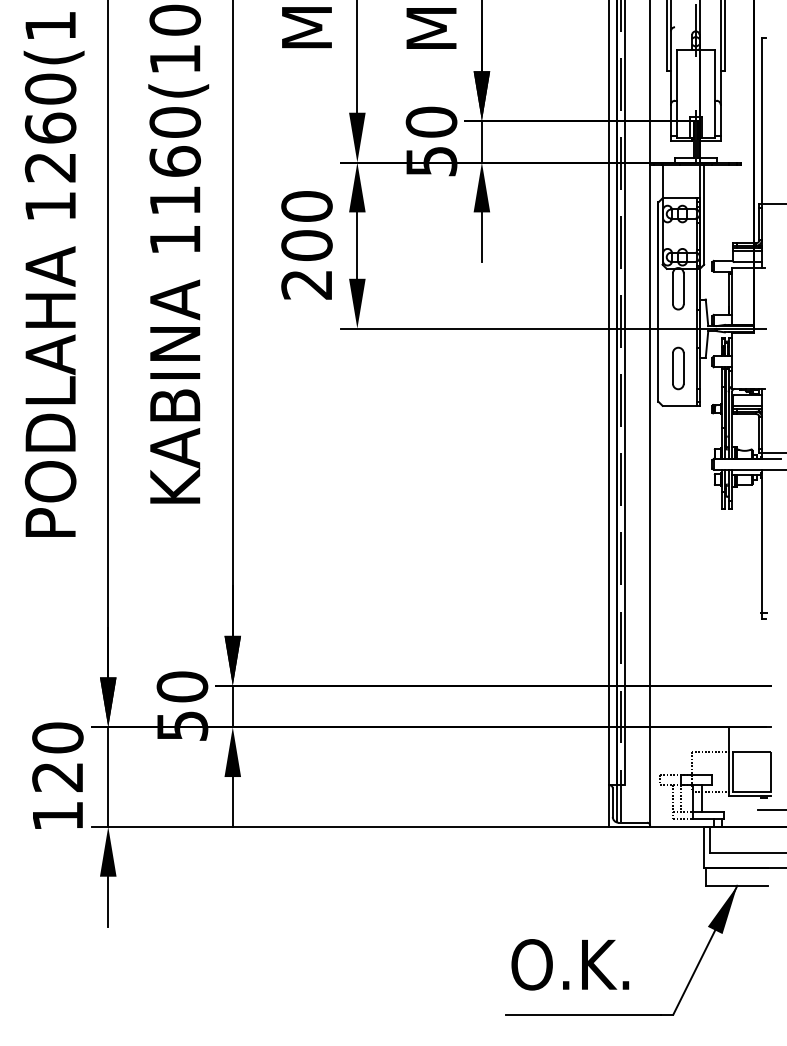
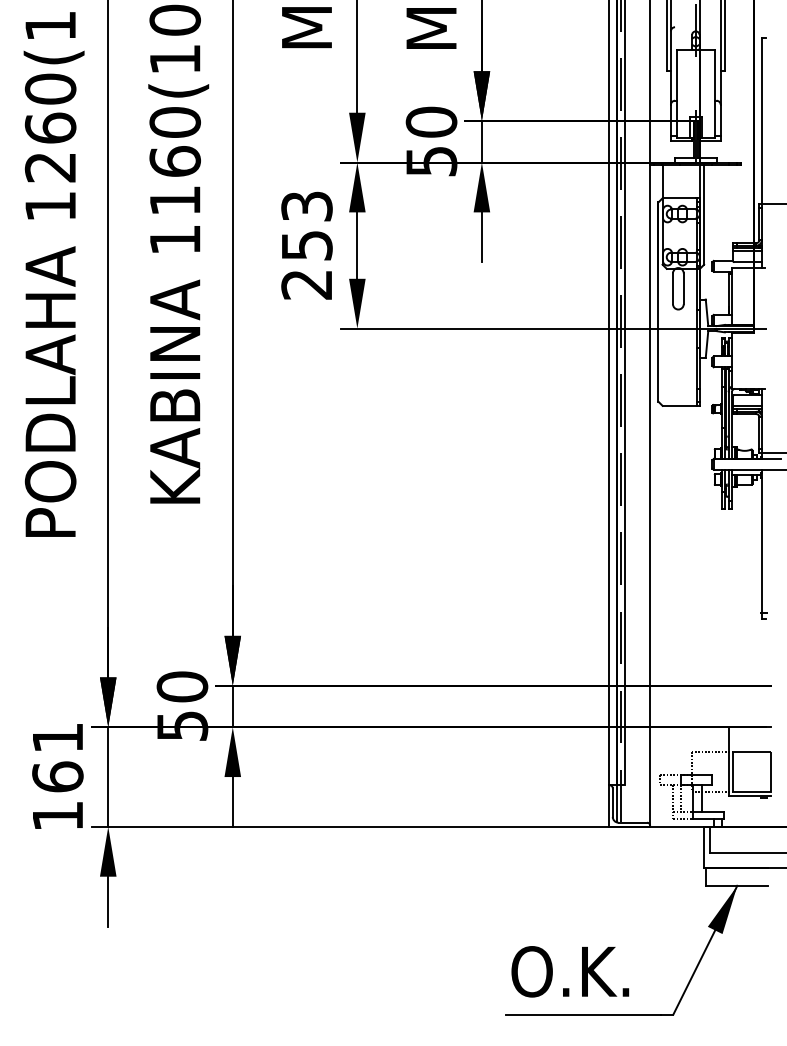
text: 200 -> 253 (306, 225)
part: present -> none (678, 368)
text: 120 -> 161 (57, 757)
line: present -> none (770, 810)
text position: (570, 964) -> (570, 971) (570, 971)
